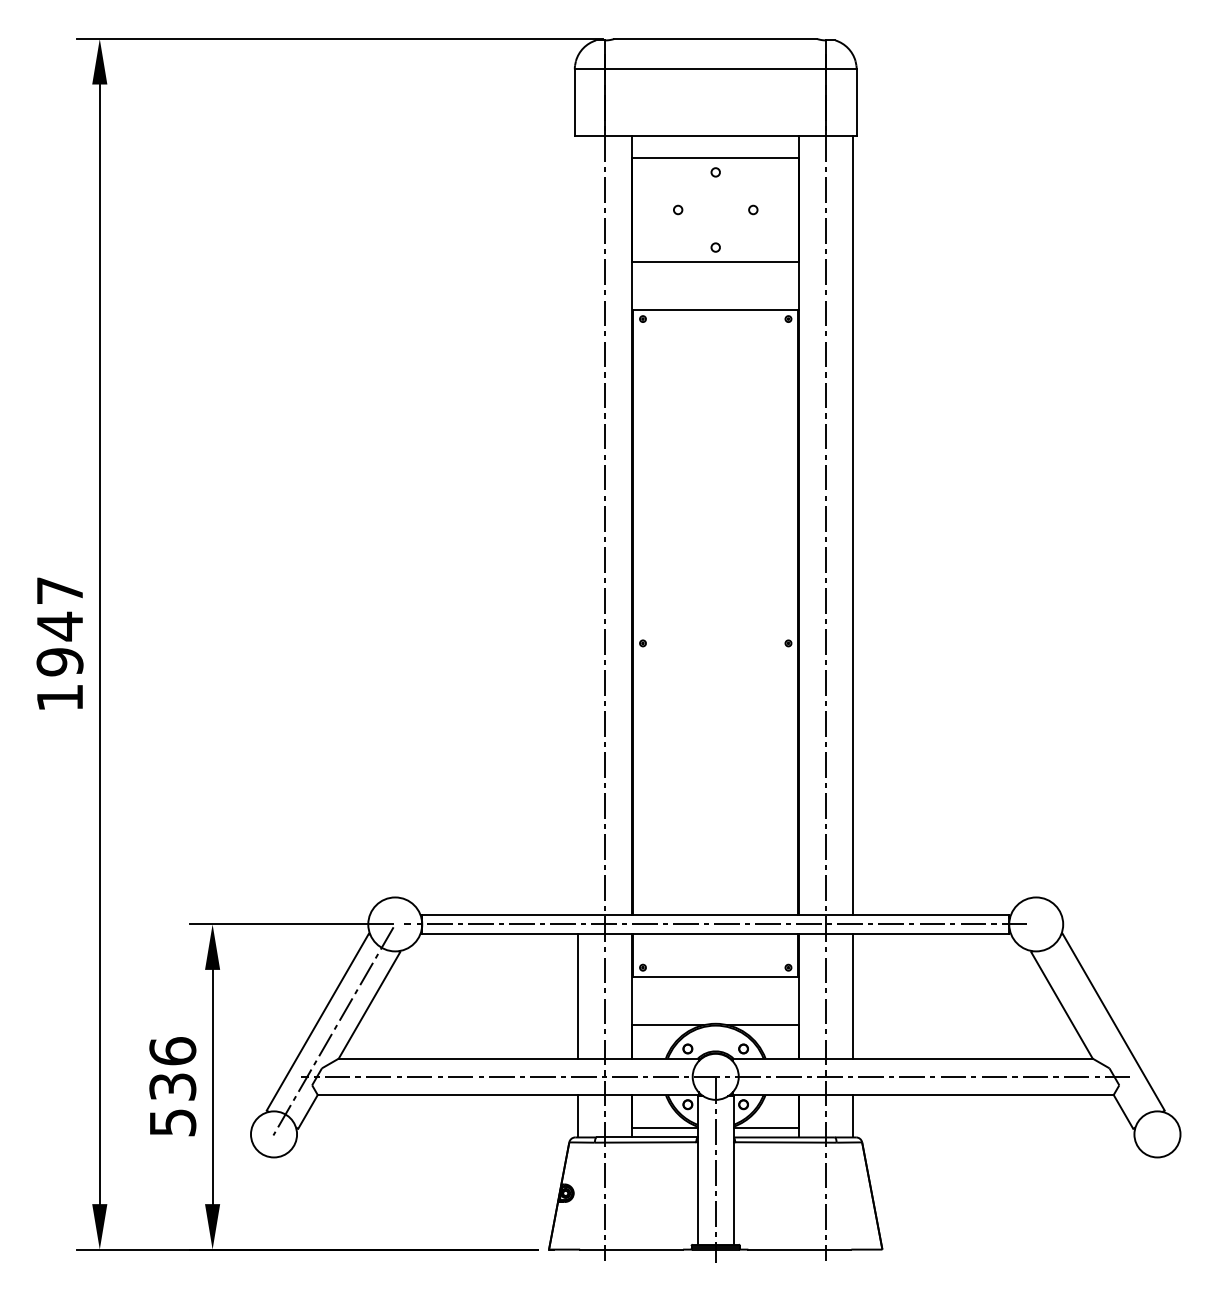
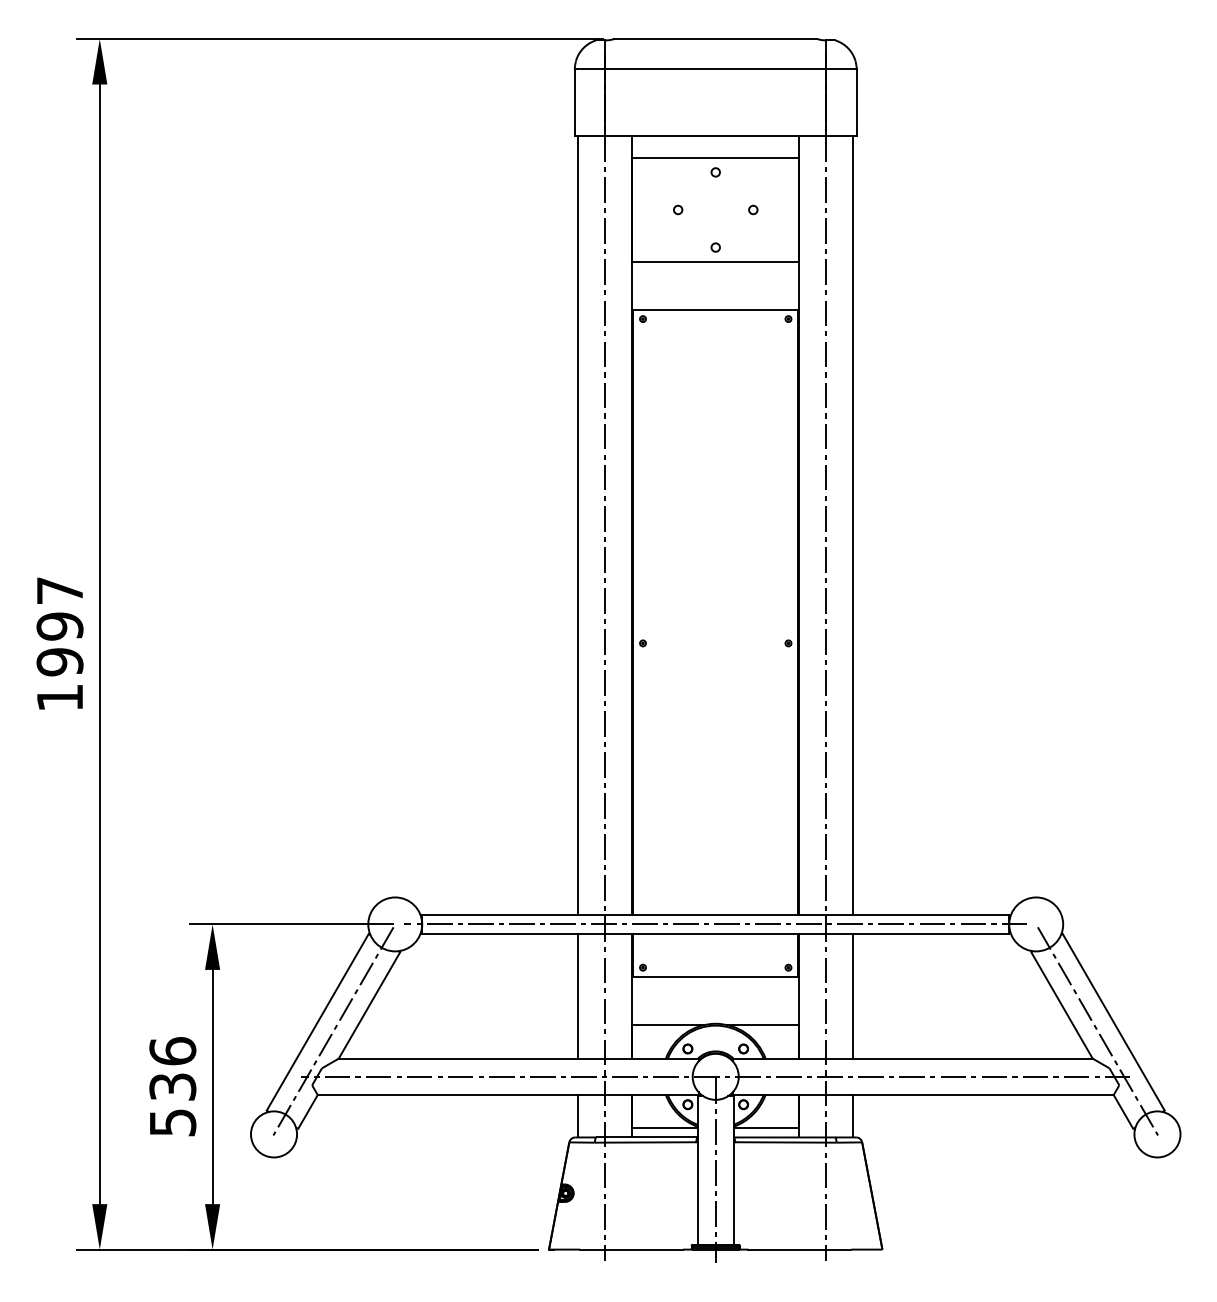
line: none -> present (578, 525)
text: 1947 -> 1997 (59, 626)
line: none -> present (1097, 1031)
